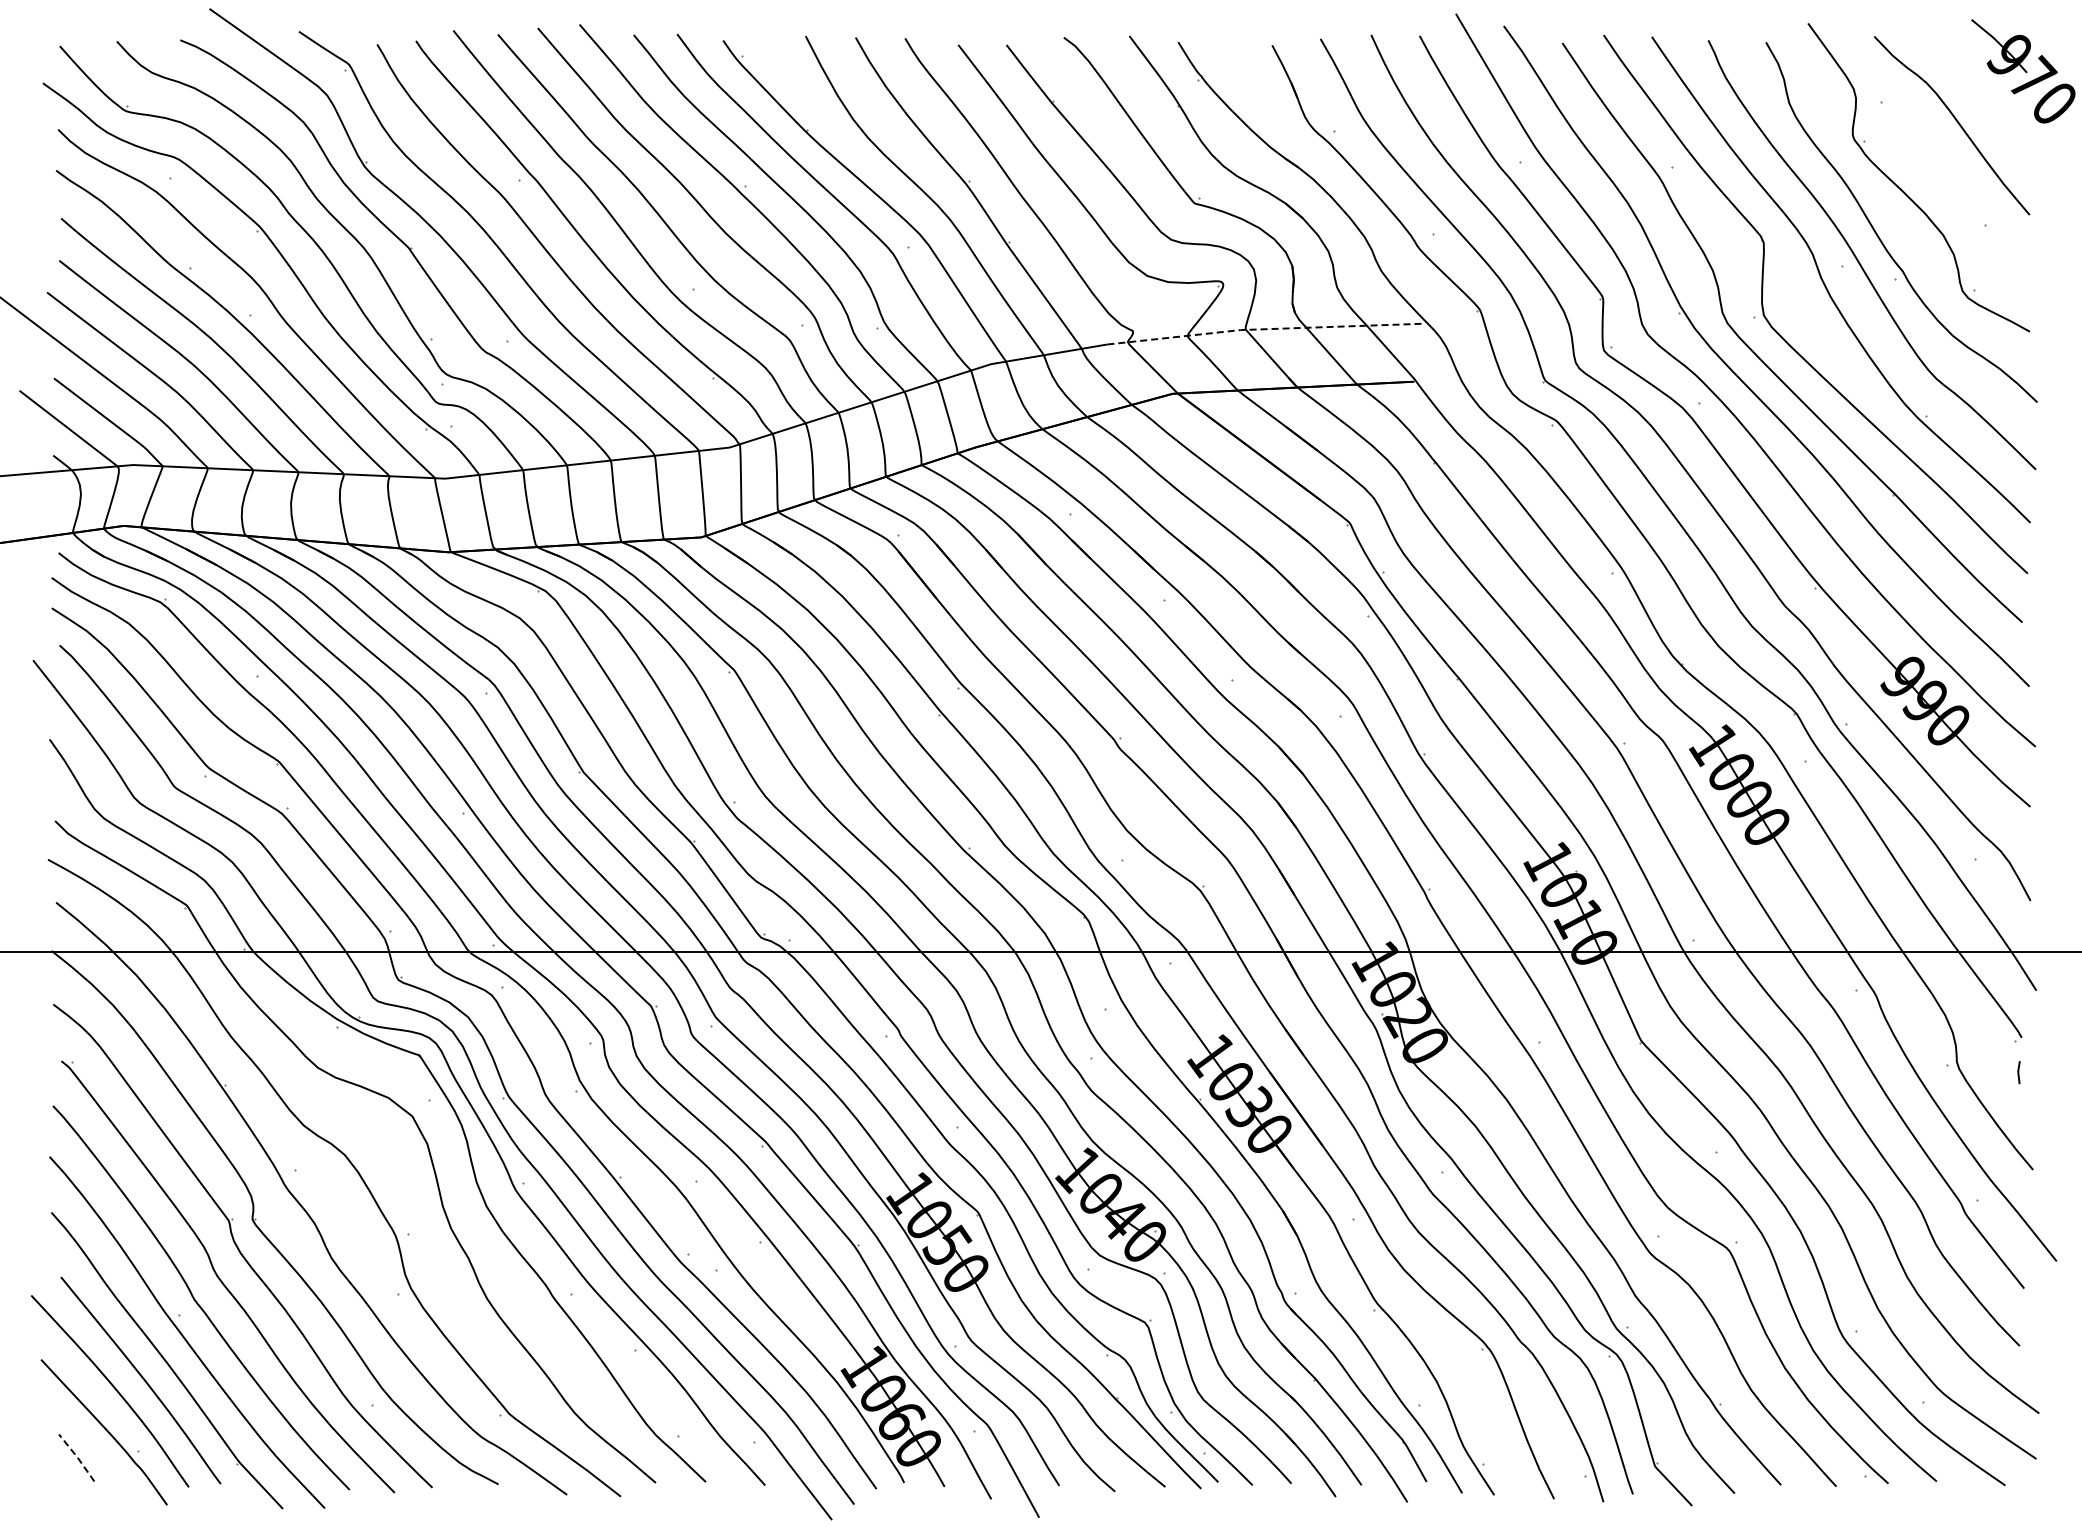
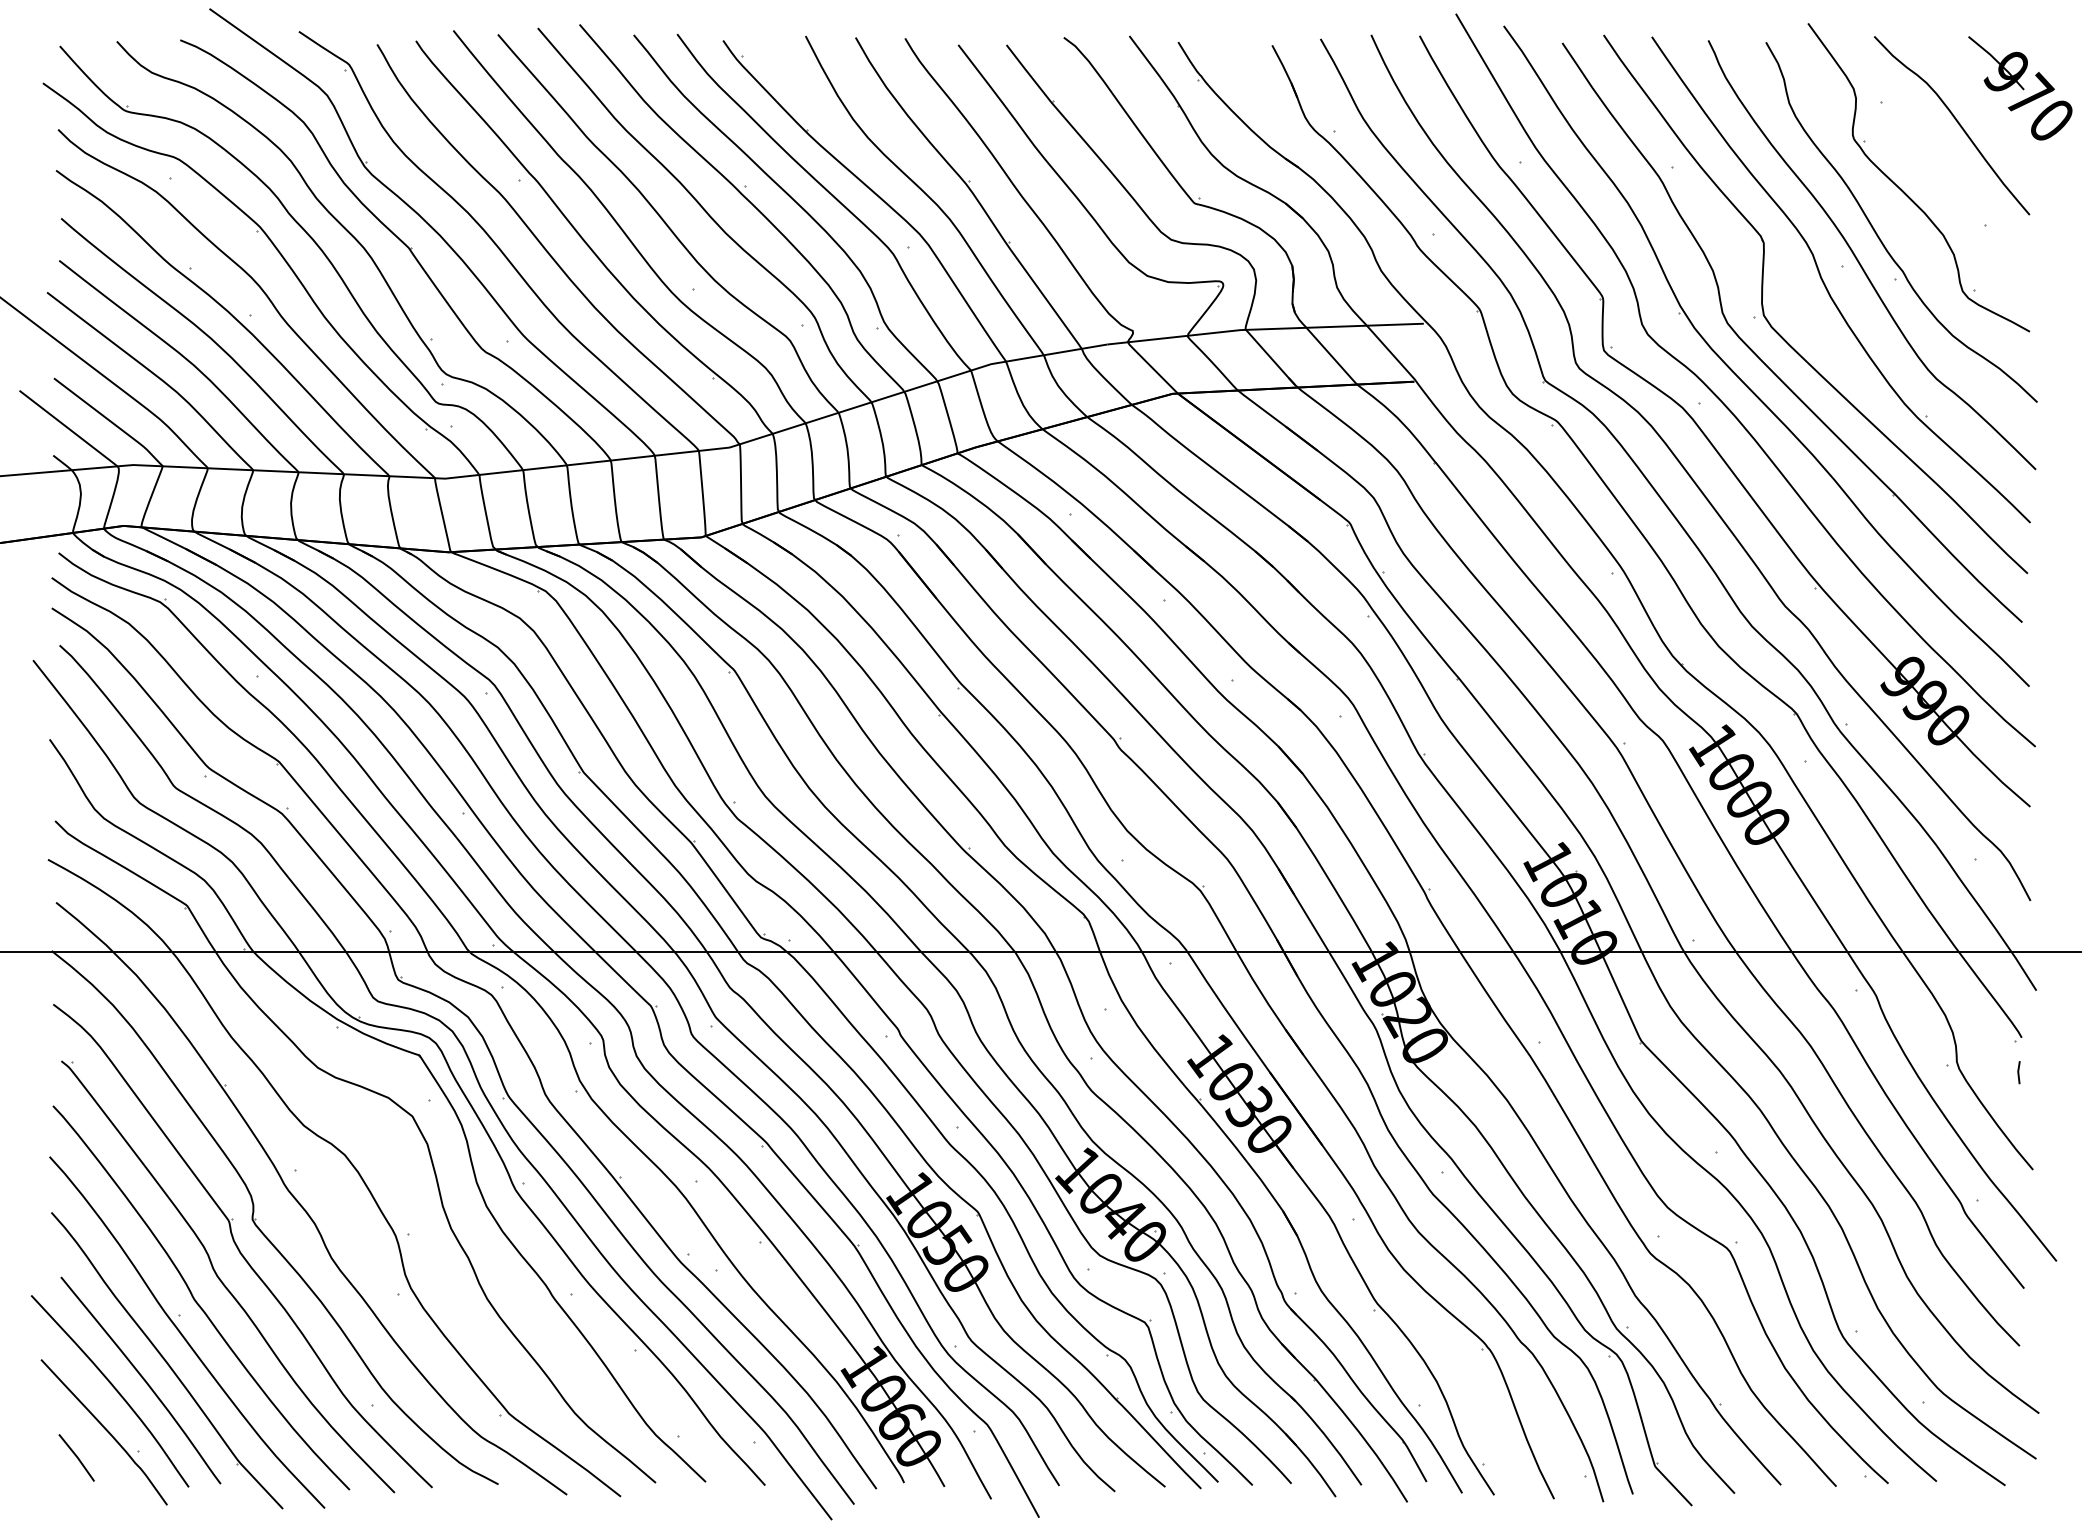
part position: (2023, 71) -> (2020, 88) (2020, 88)
line: dashed -> solid (1265, 329)
line: dashed -> solid (77, 1457)
